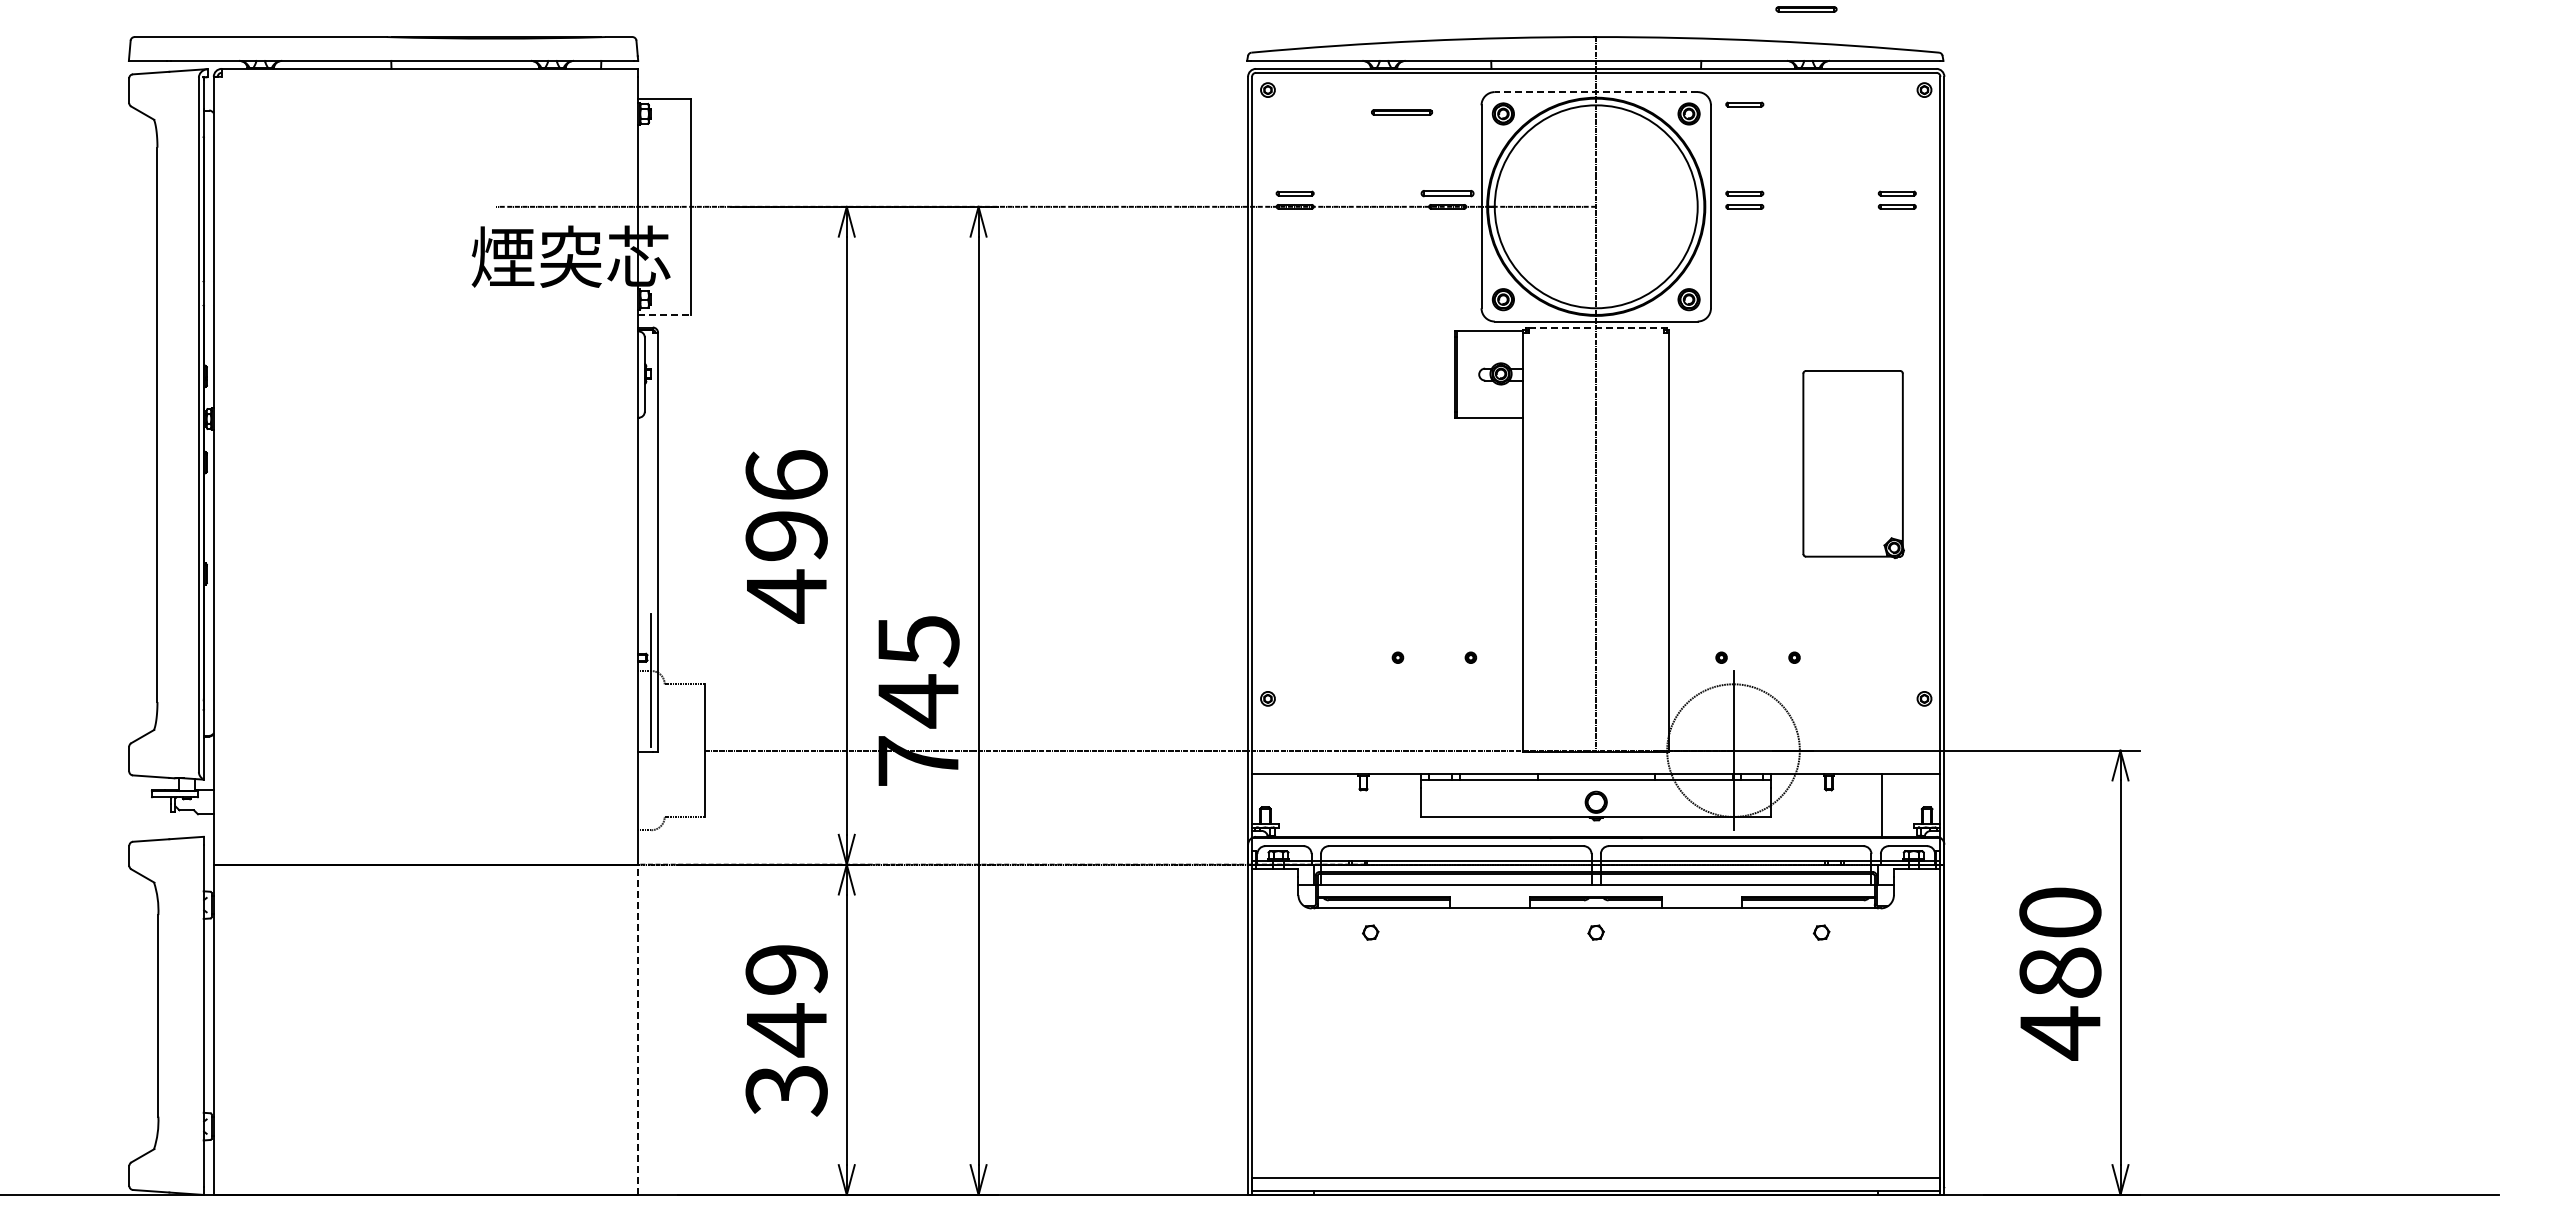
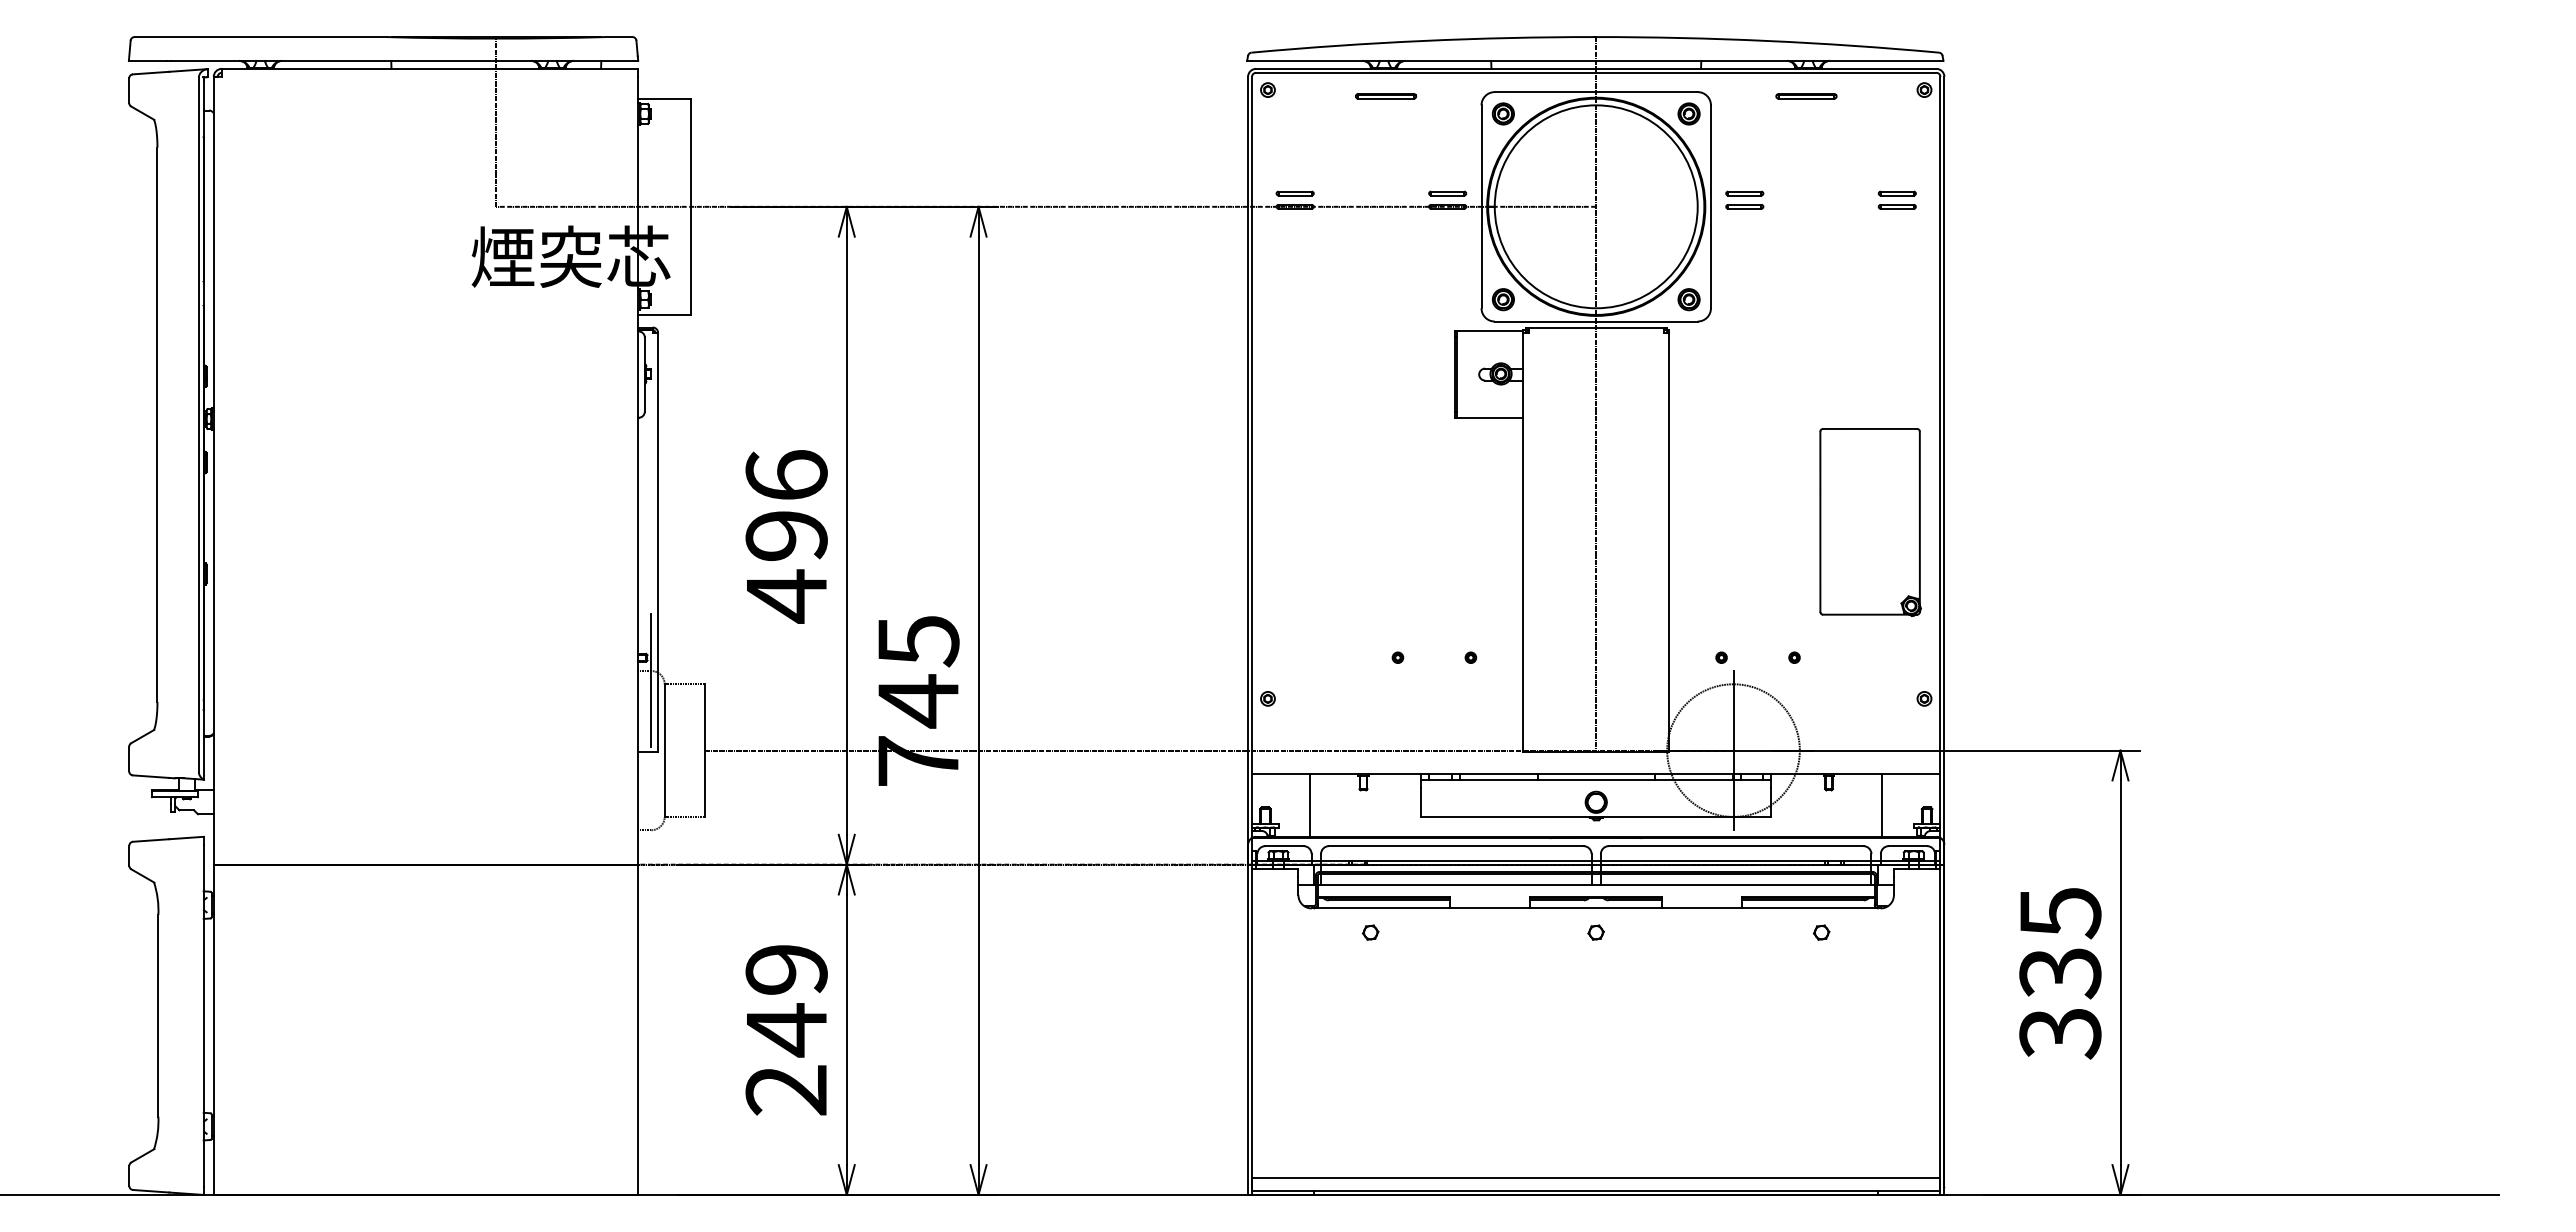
part position: (1806, 9) -> (1806, 96) (1806, 96)
line: dashed -> solid (1595, 92)
part: present -> none (1744, 104)
part position: (1402, 112) -> (1386, 96) (1386, 96)
line: none -> present (496, 121)
part size: 55x8 px -> 40x7 px (1447, 193)
line: dashed -> solid (664, 314)
line: dashed -> solid (1596, 327)
part position: (1853, 464) -> (1870, 522) (1870, 522)
line: none -> present (664, 750)
line: none -> present (1310, 806)
text: 480 -> 335 (2060, 973)
line: dashed -> solid (638, 1029)
text: 349 -> 249 (786, 1090)
